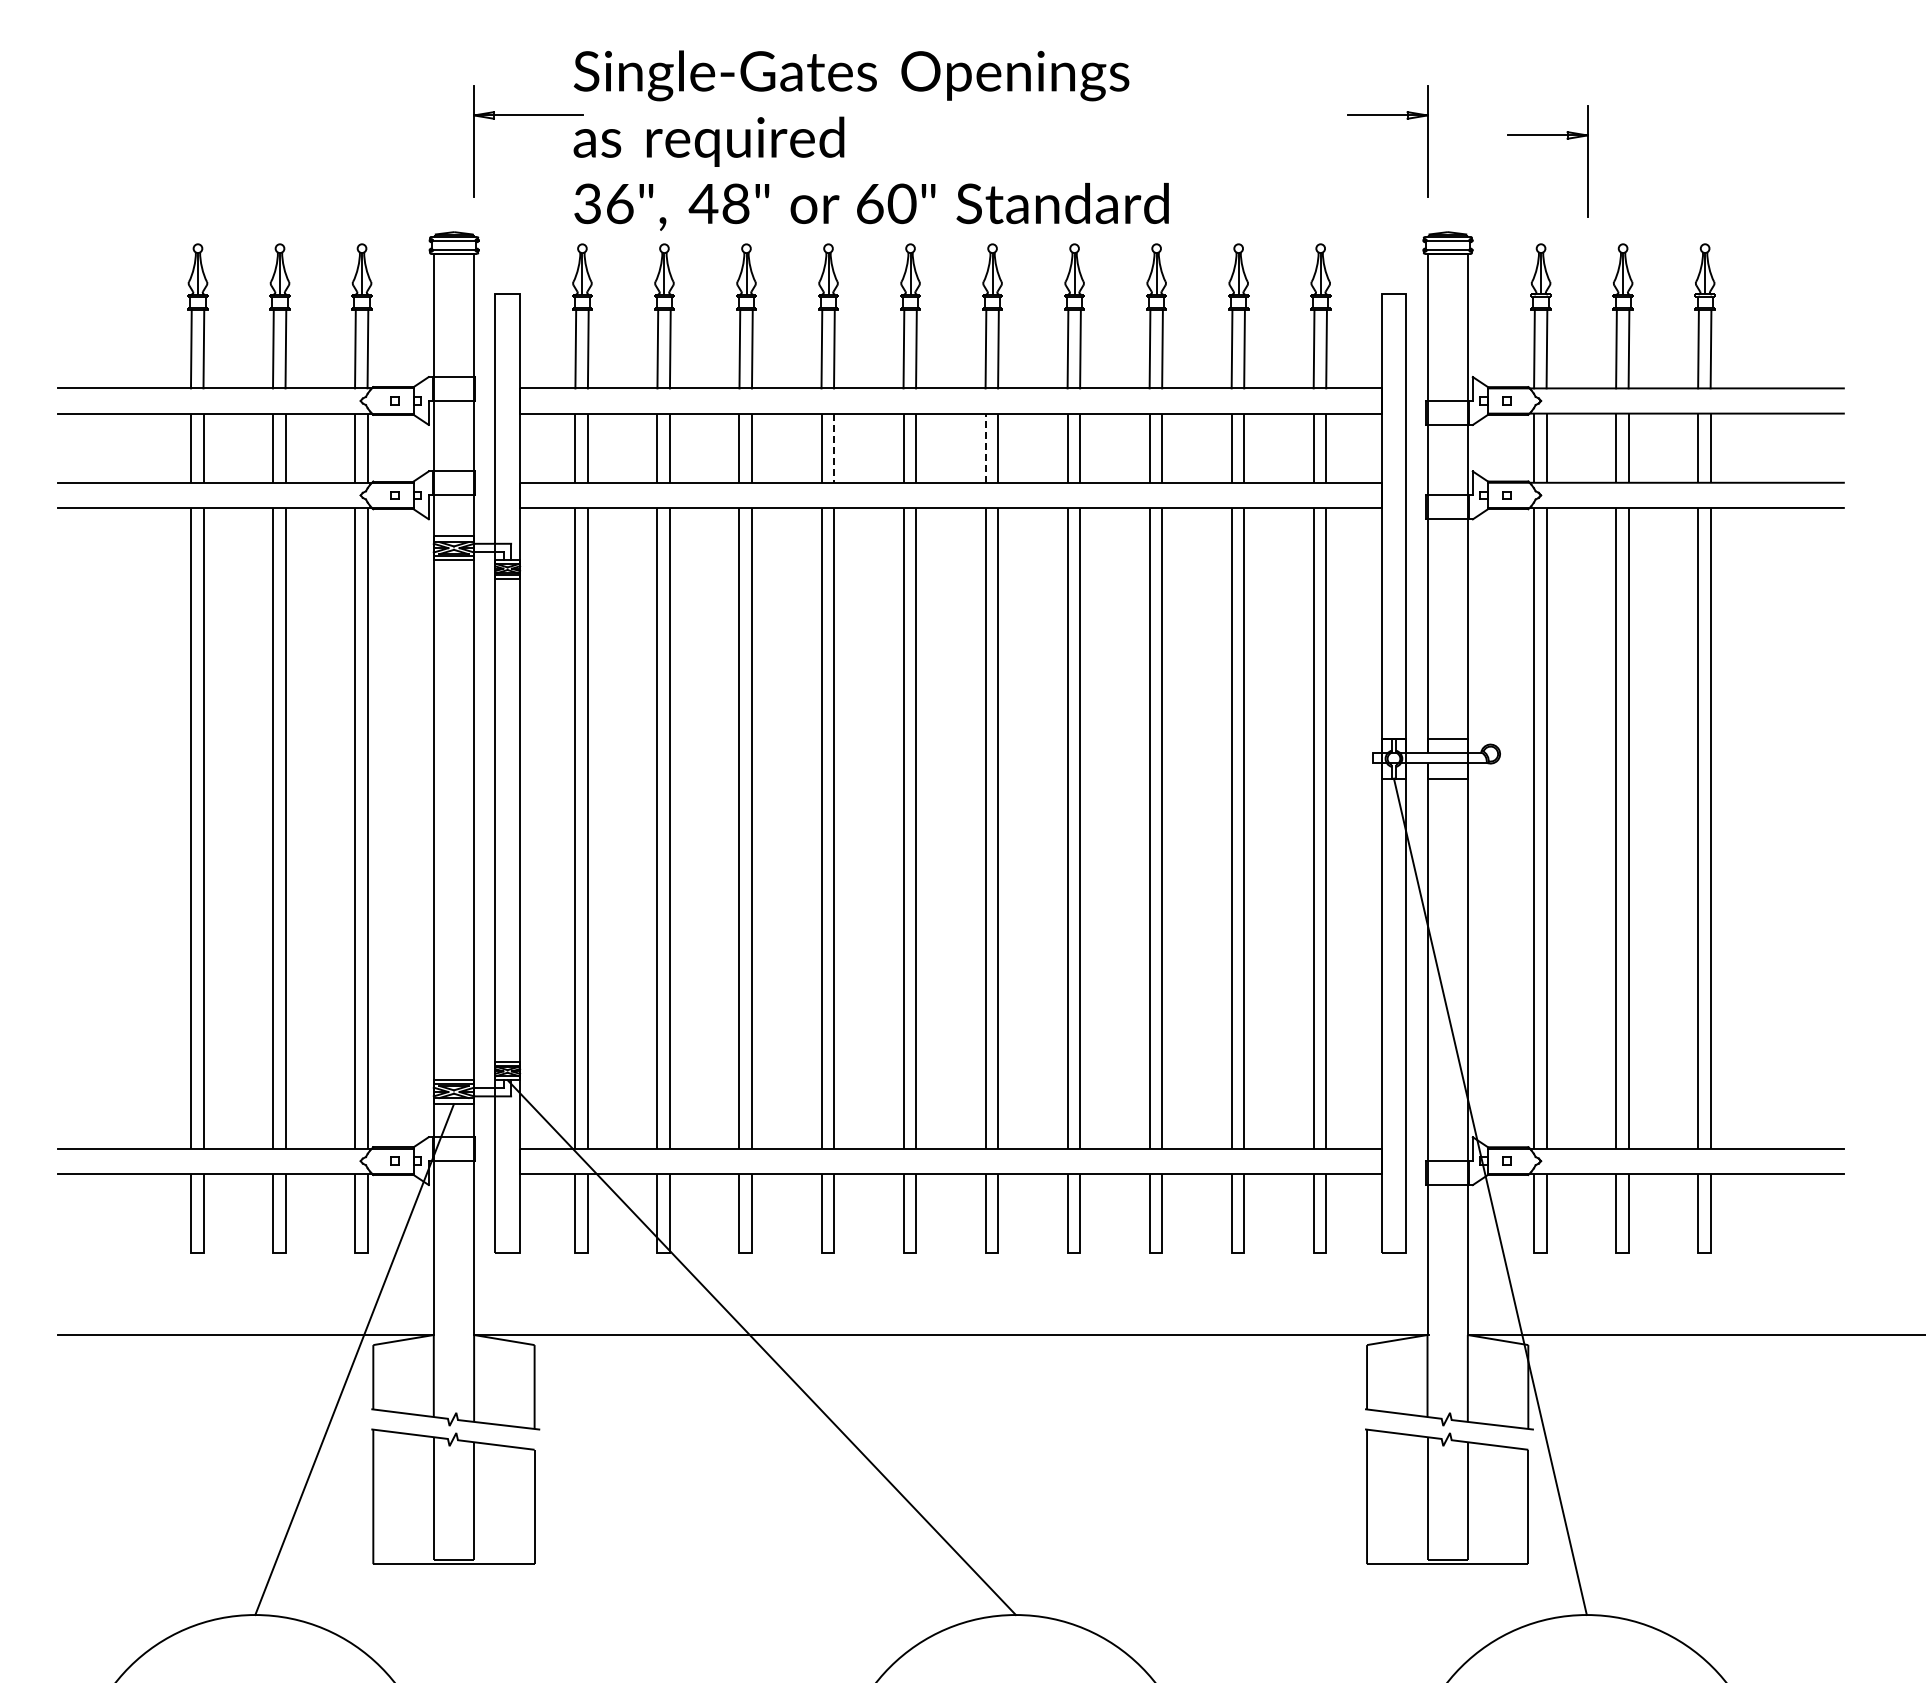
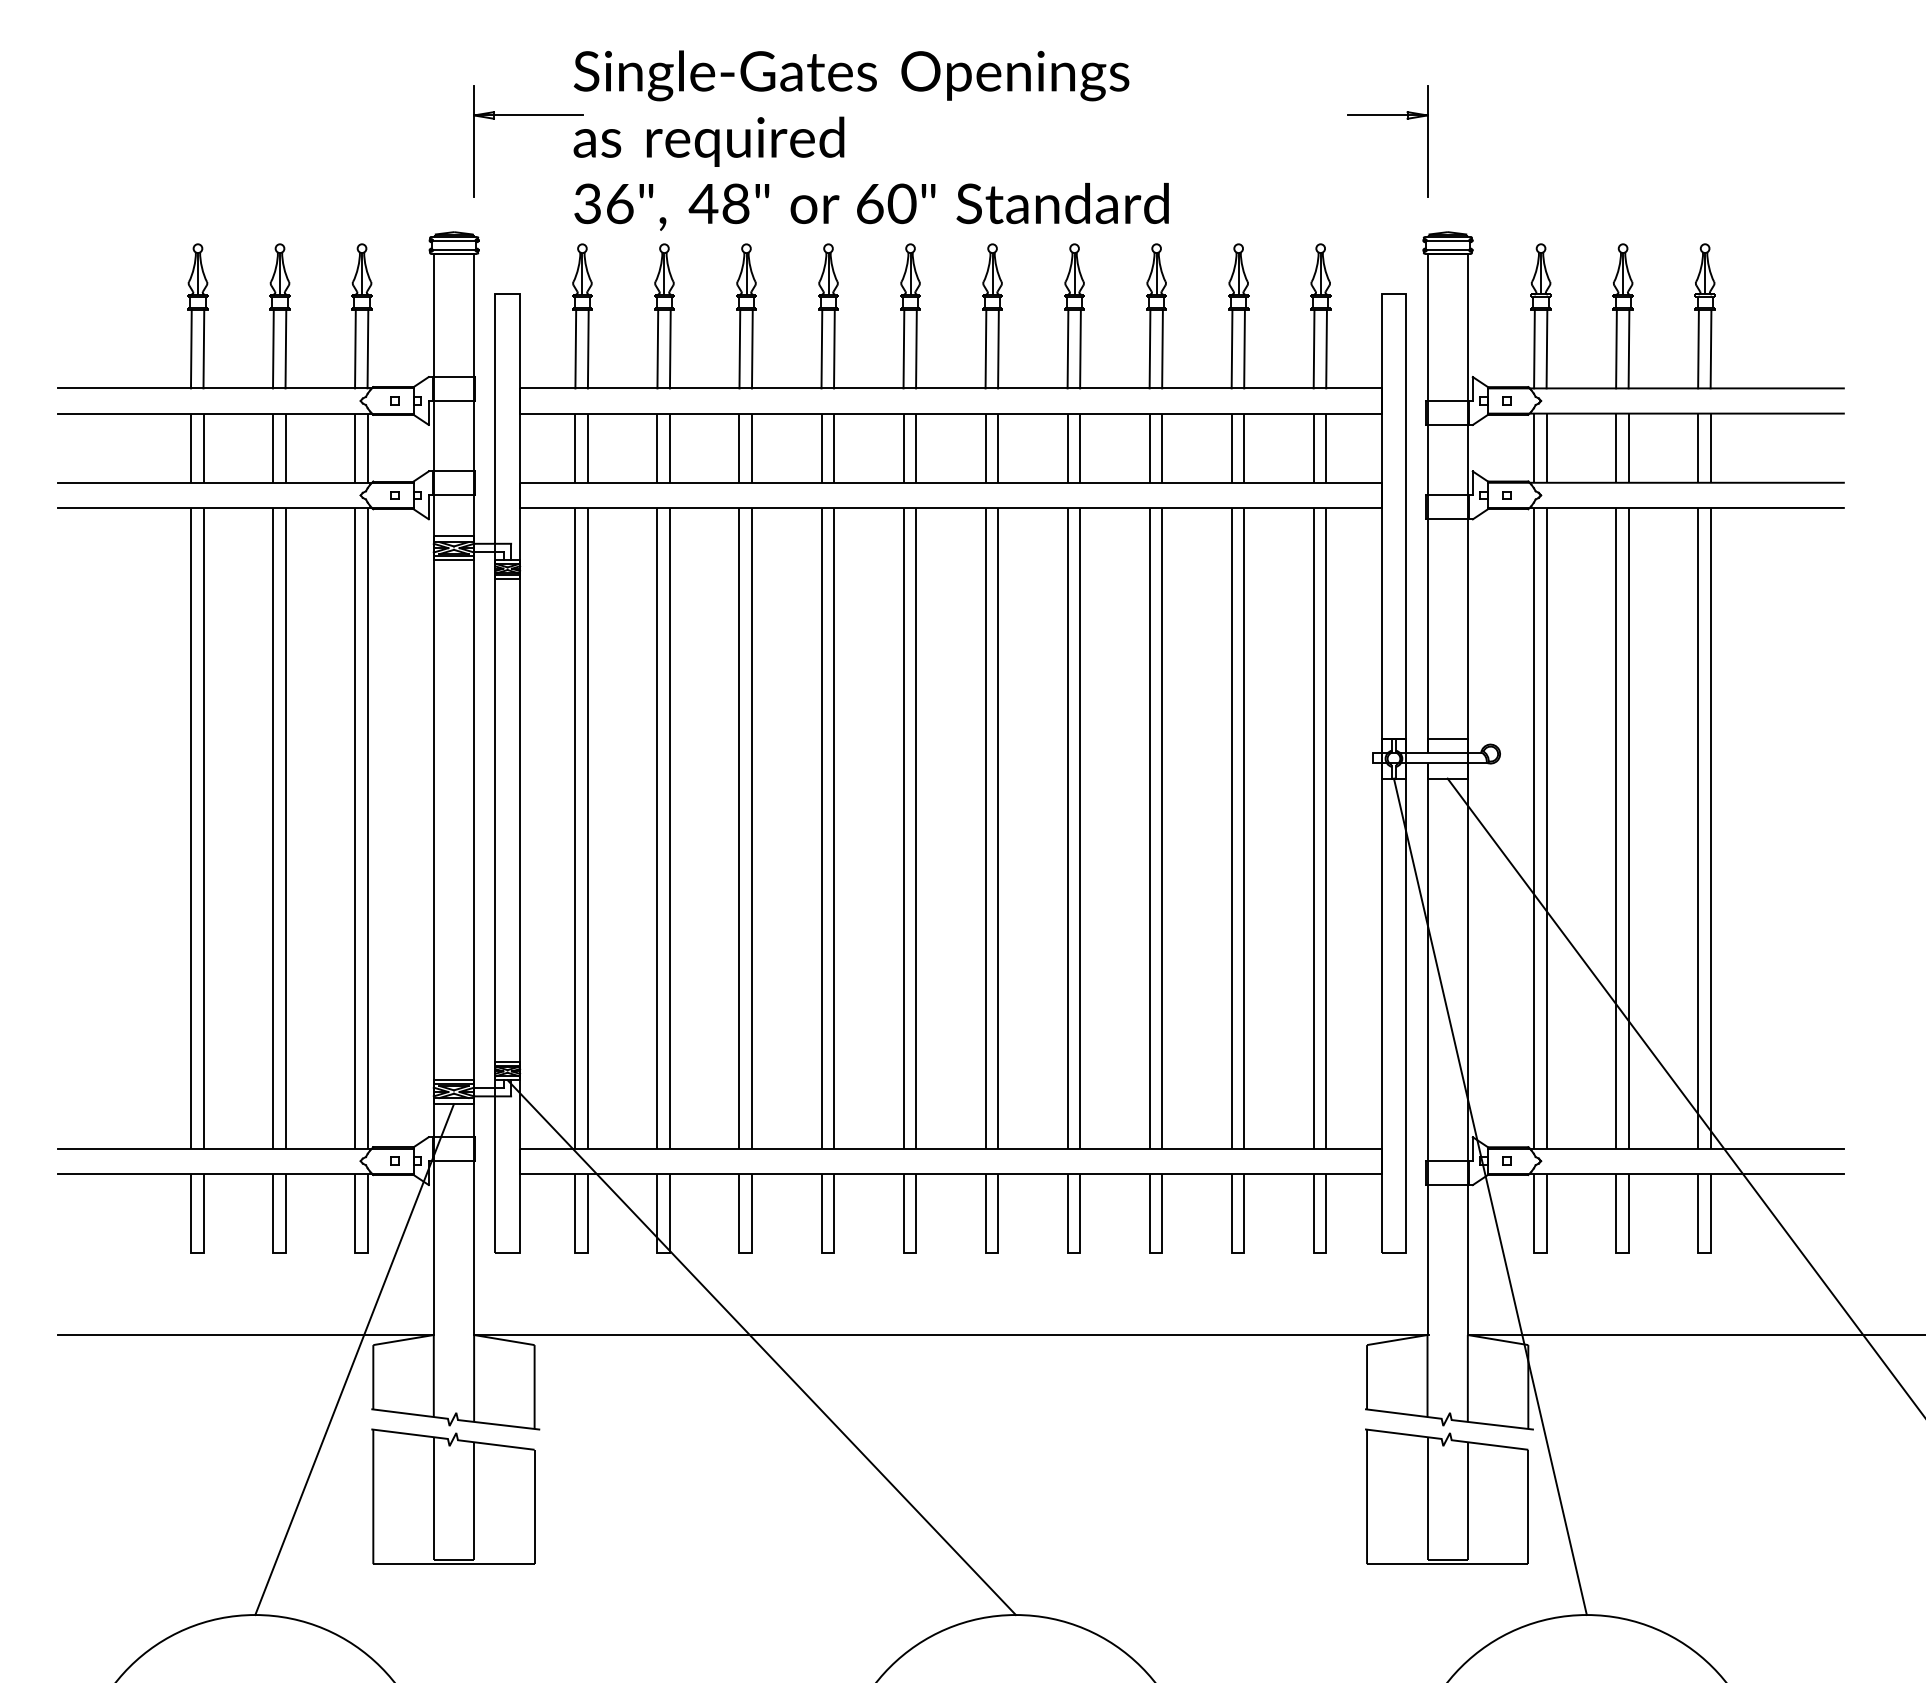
part: present -> none (1547, 135)
line: dashed -> solid (834, 448)
line: dashed -> solid (985, 448)
line: none -> present (1684, 1096)
